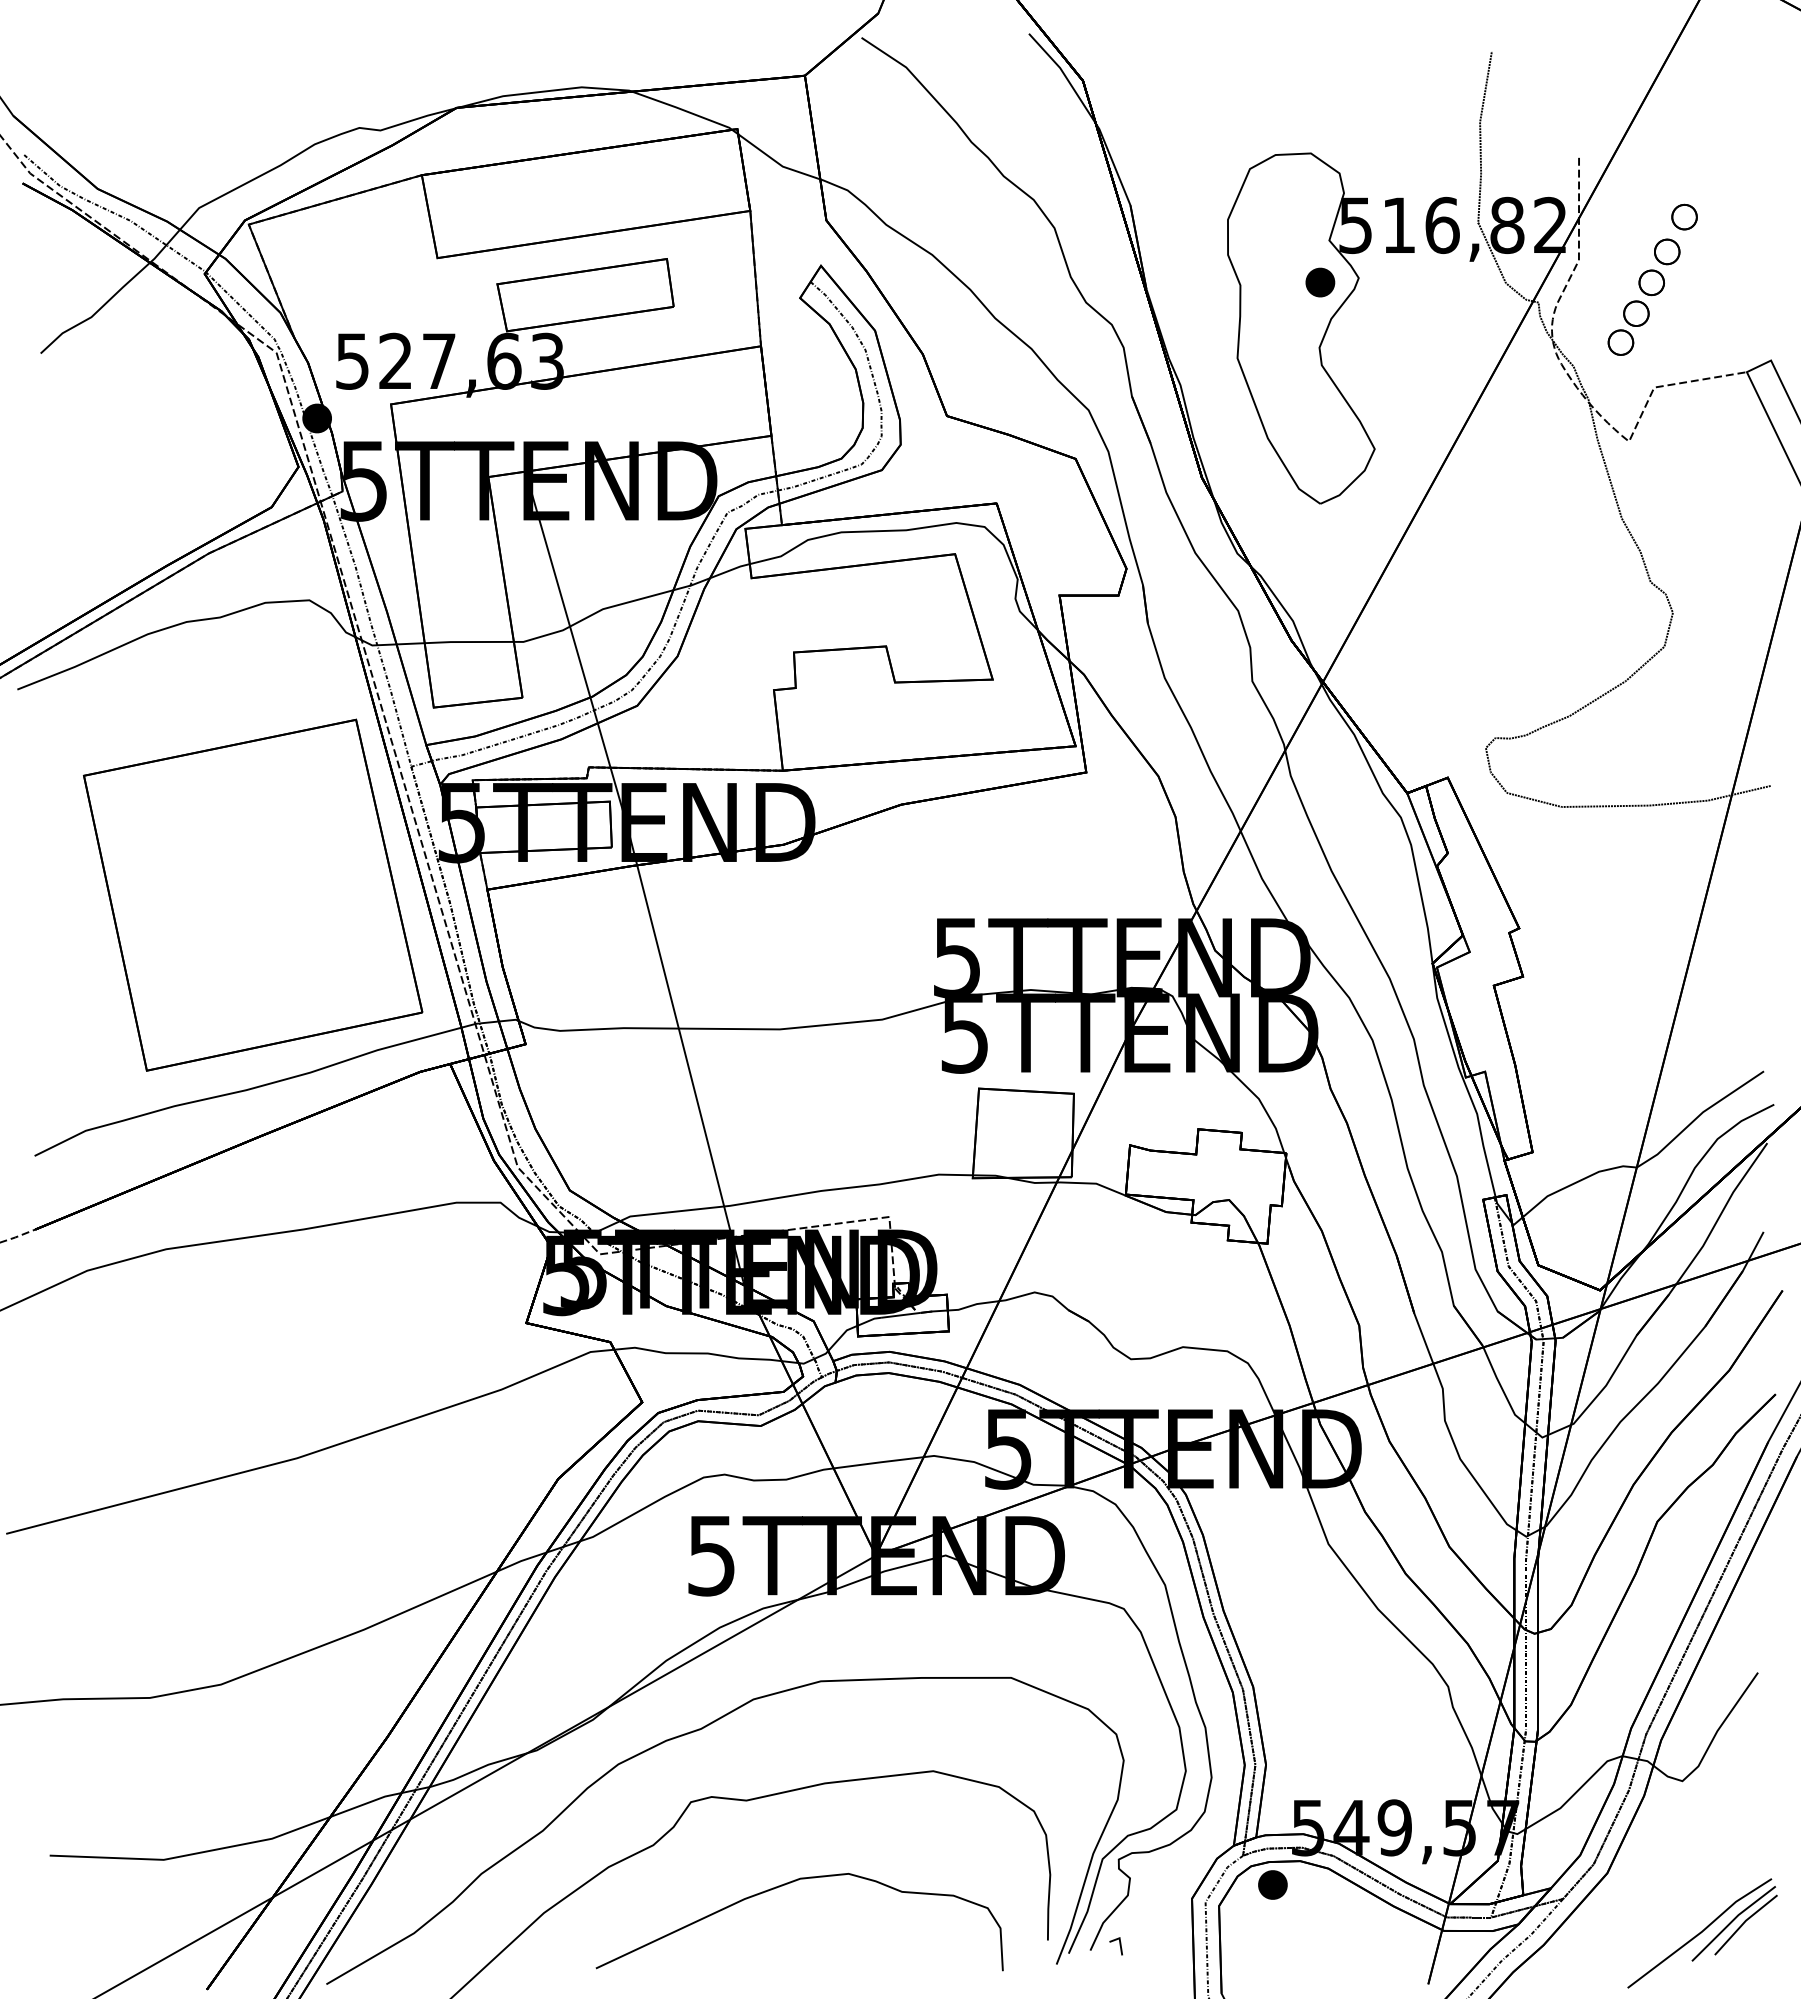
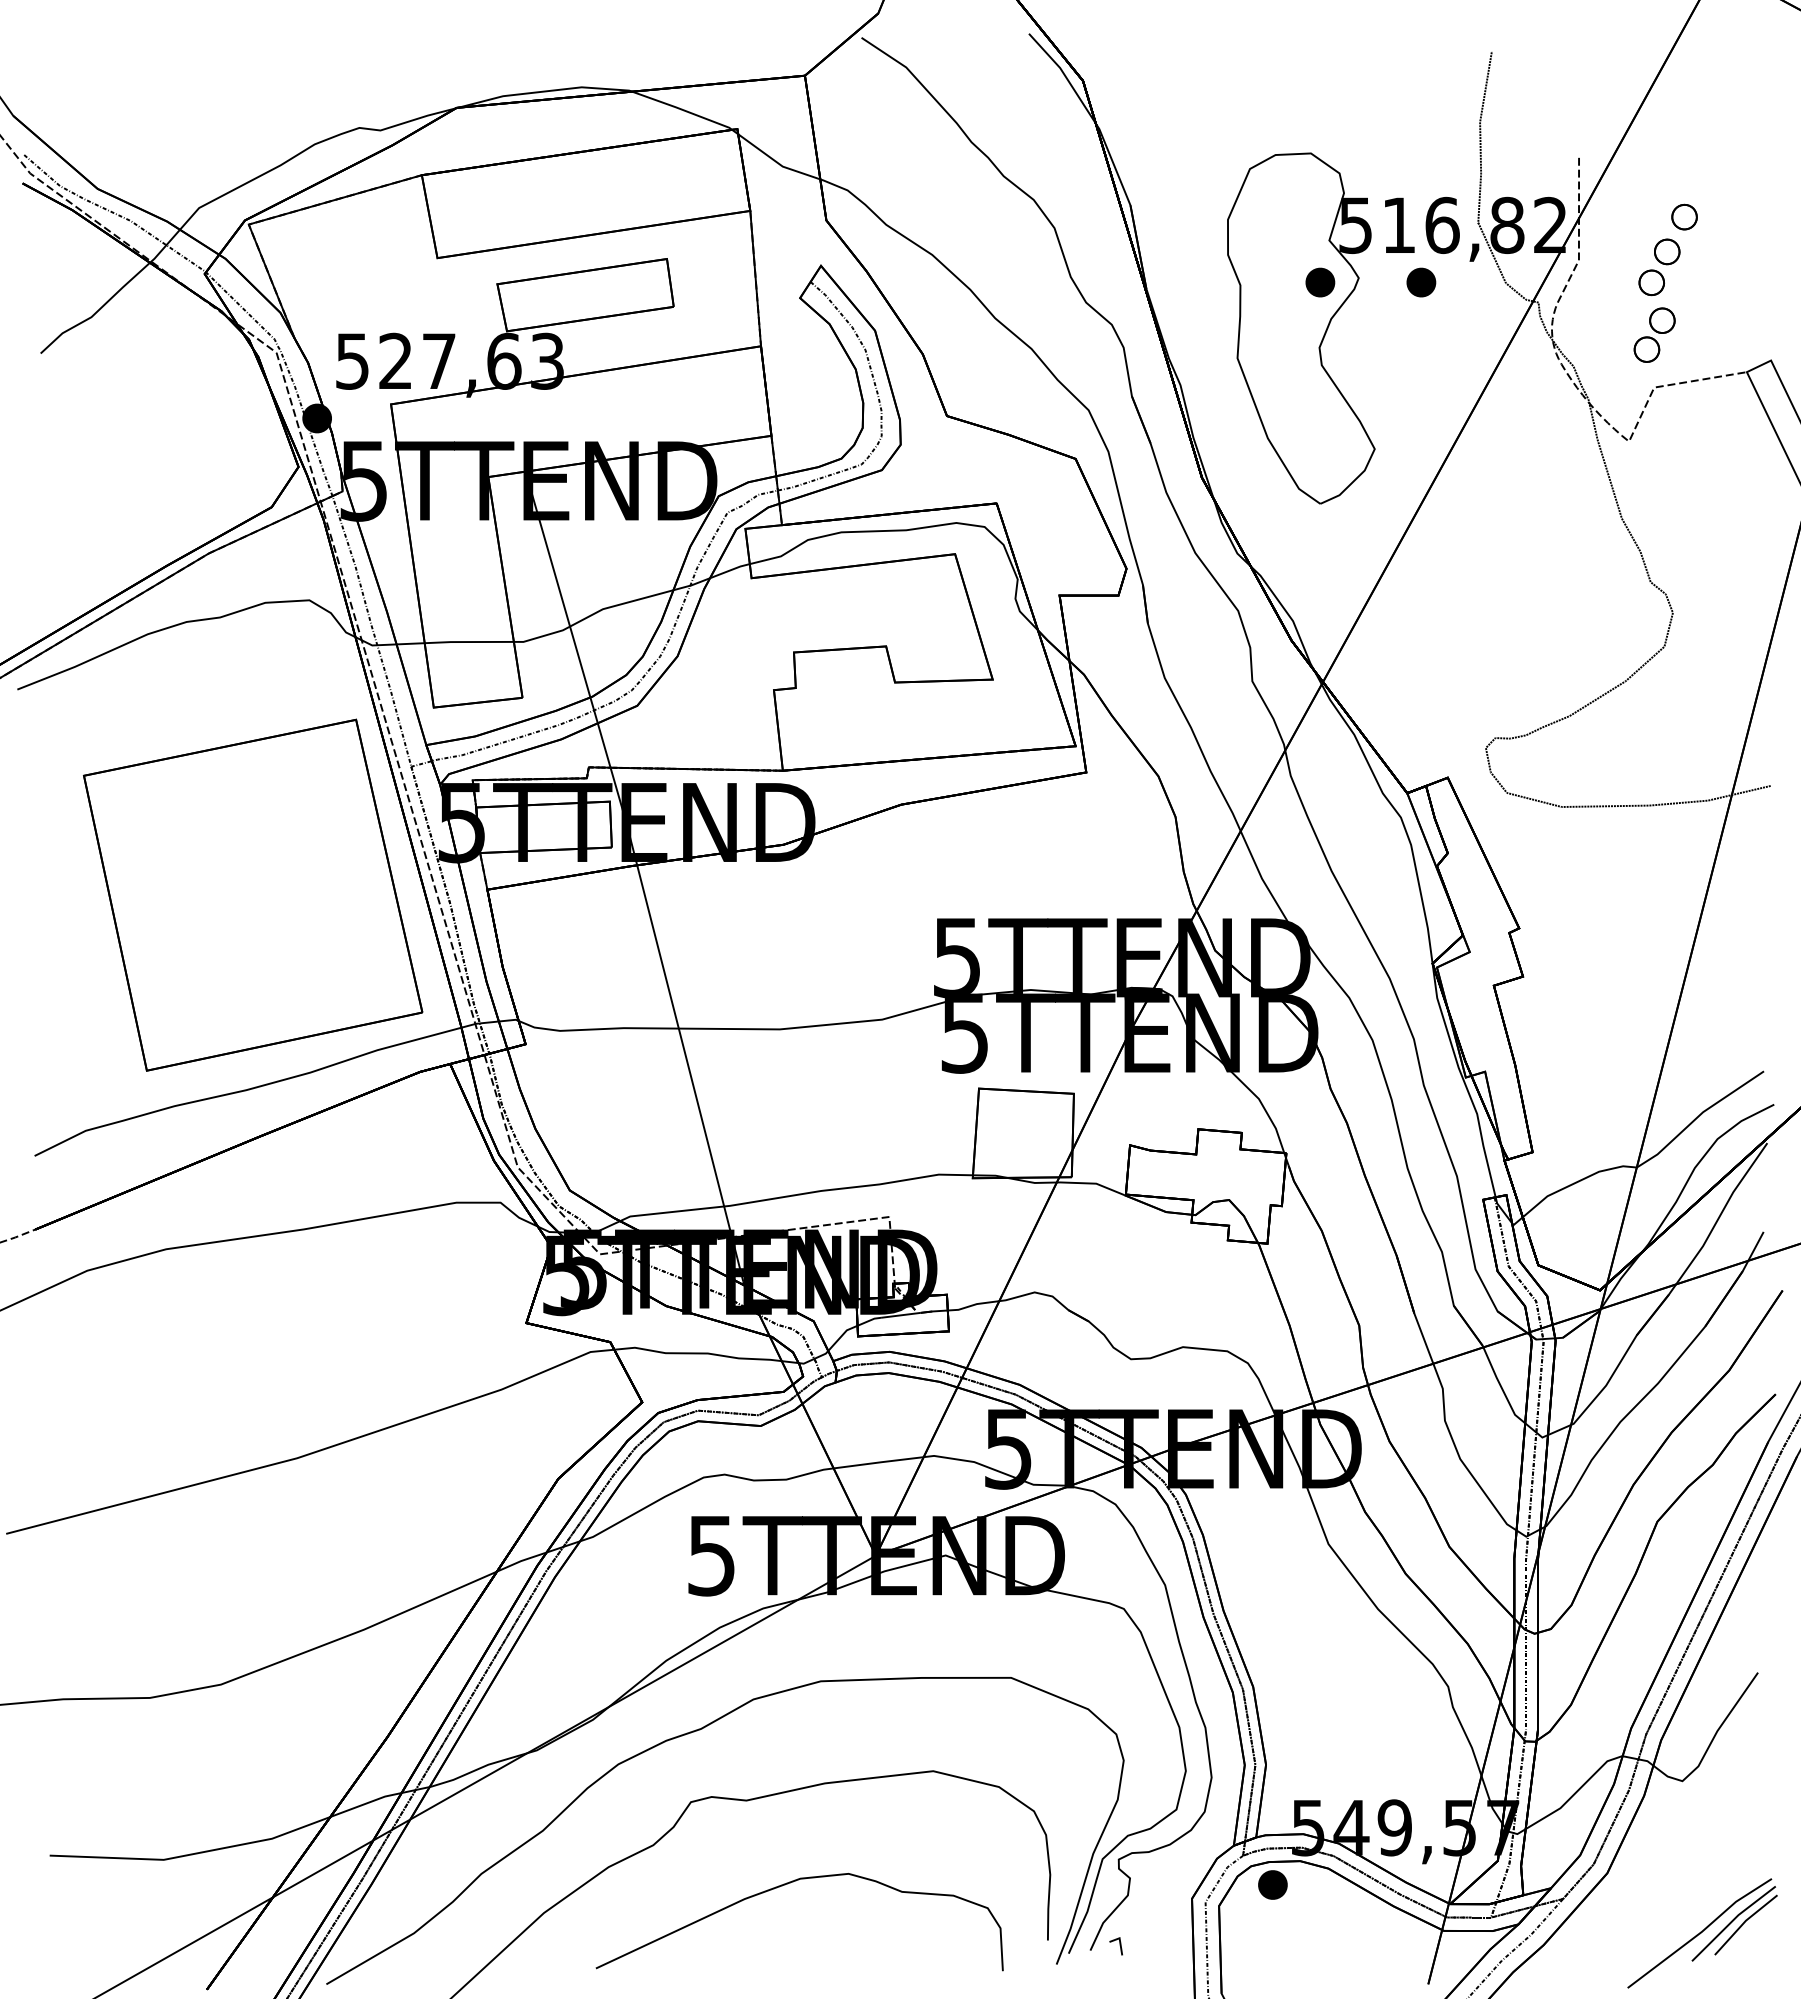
part: none -> present (1421, 282)
part position: (1628, 327) -> (1654, 334) (1654, 334)
